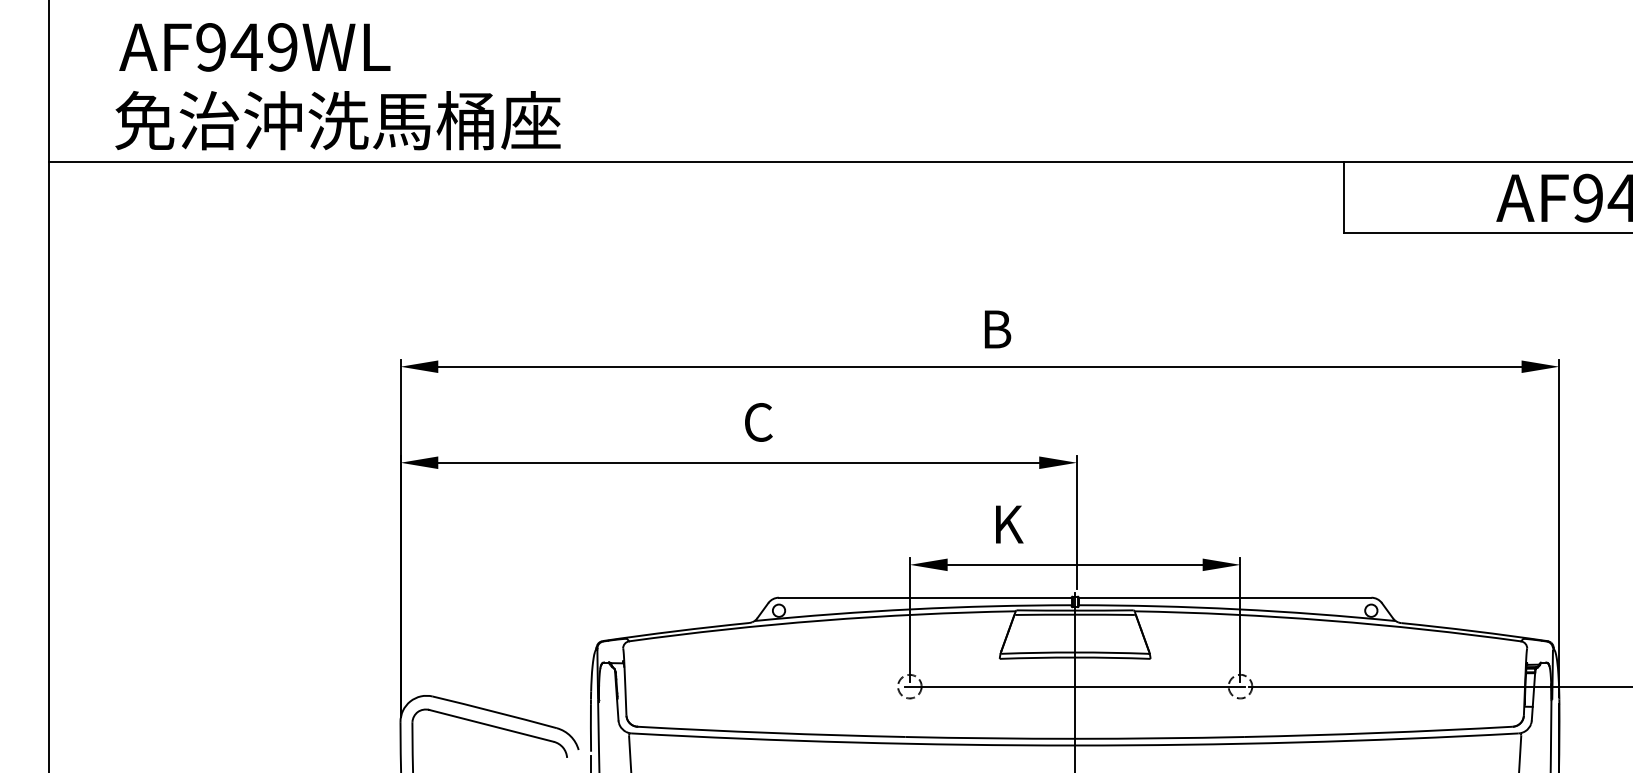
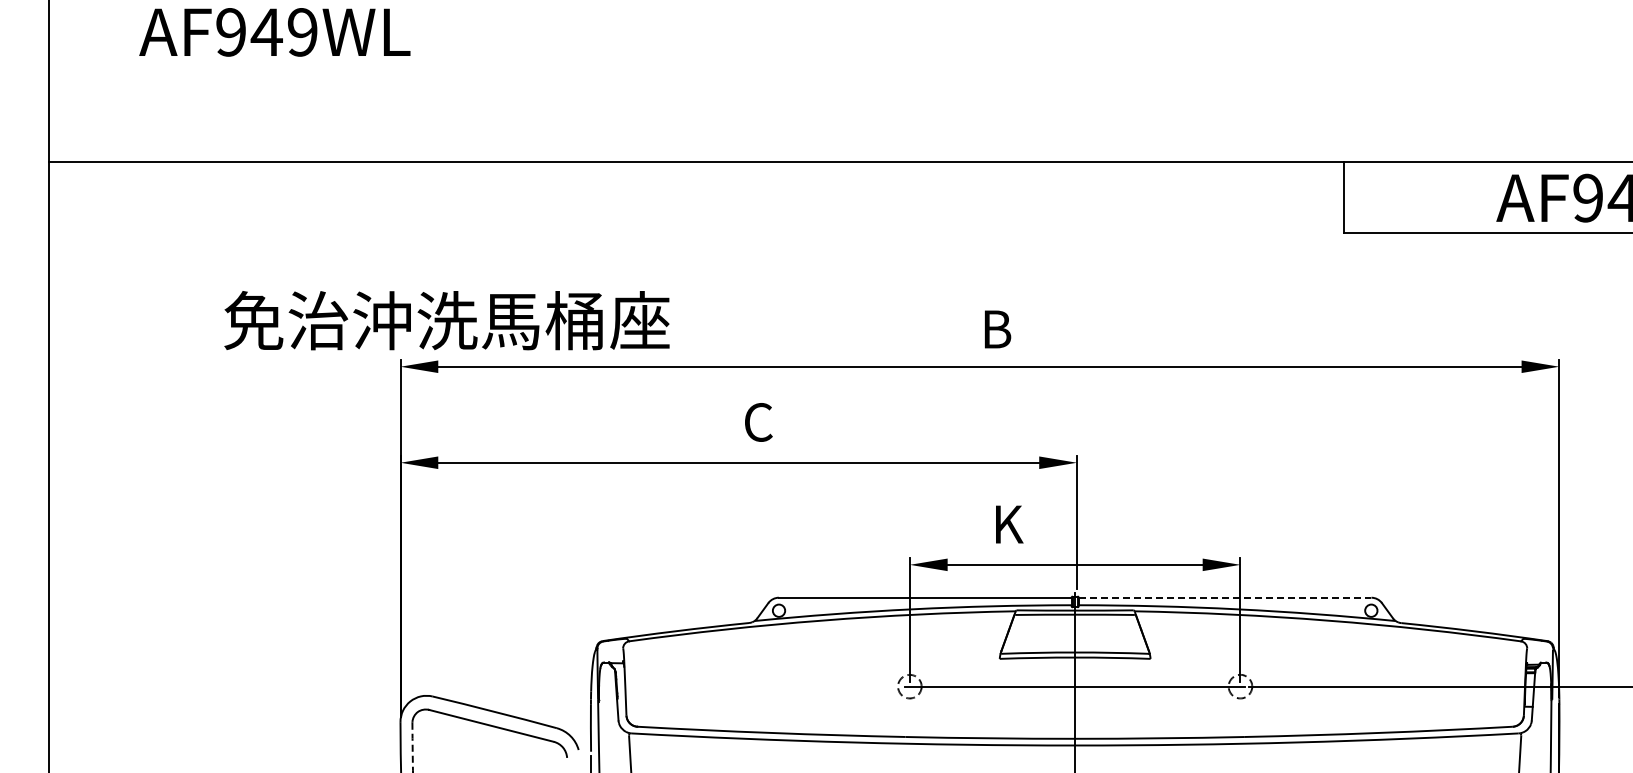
text position: (254, 47) -> (274, 32) (274, 32)
text position: (337, 120) -> (446, 320) (446, 320)
line: solid -> dashed (1225, 597)
arc: solid -> dashed (412, 747)
